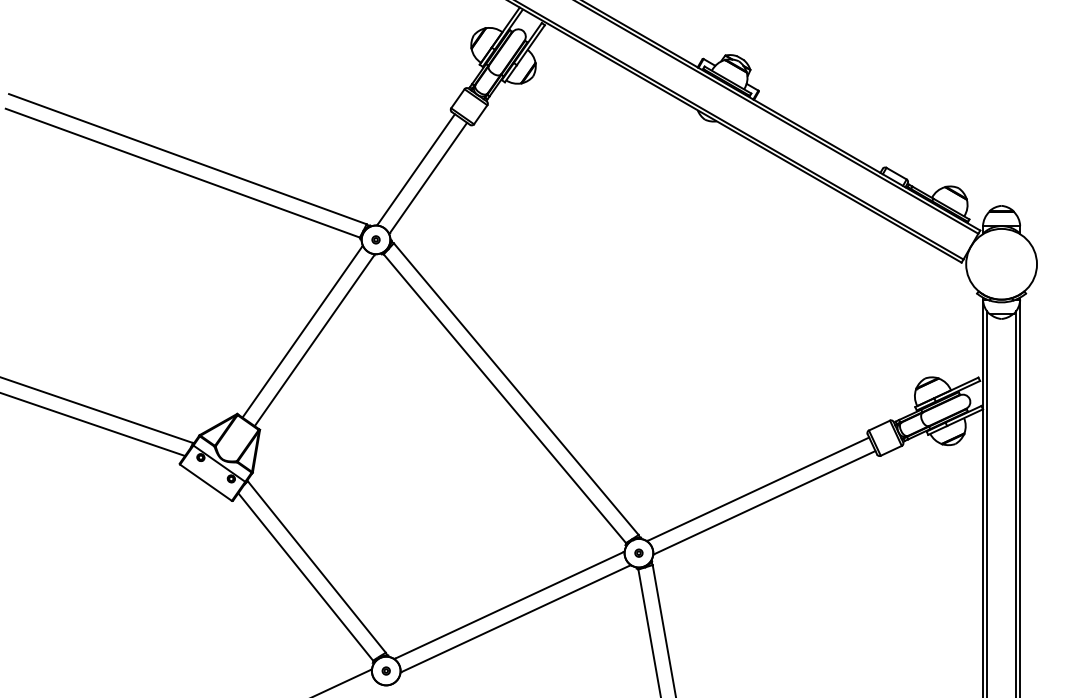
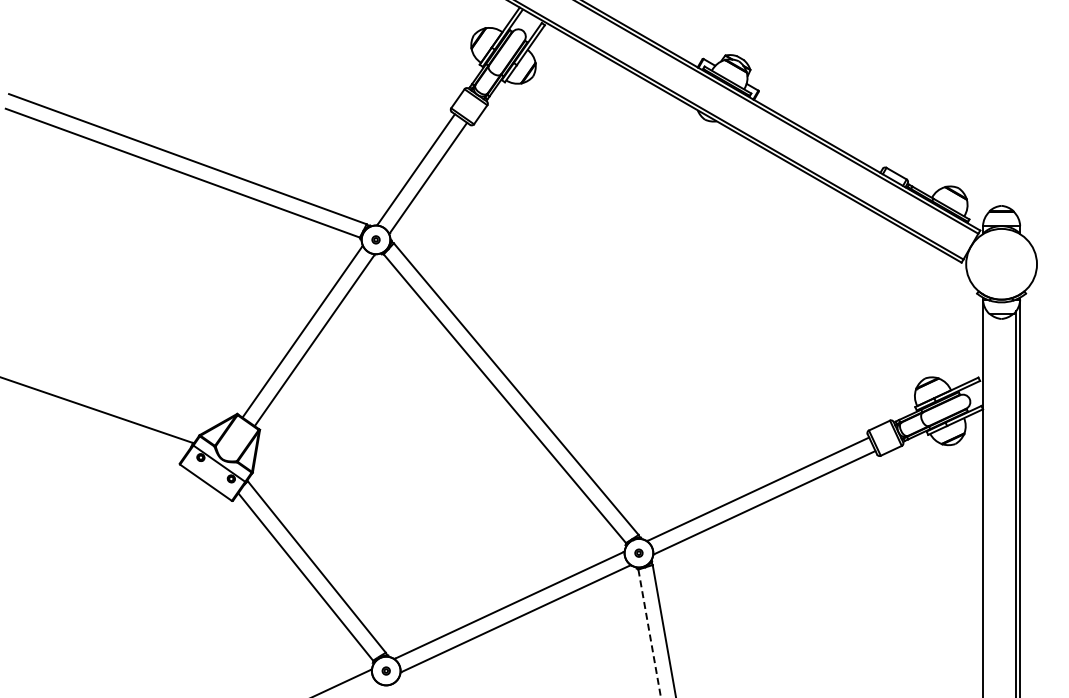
line: present -> none (93, 424)
line: present -> none (986, 502)
line: solid -> dashed (649, 633)
